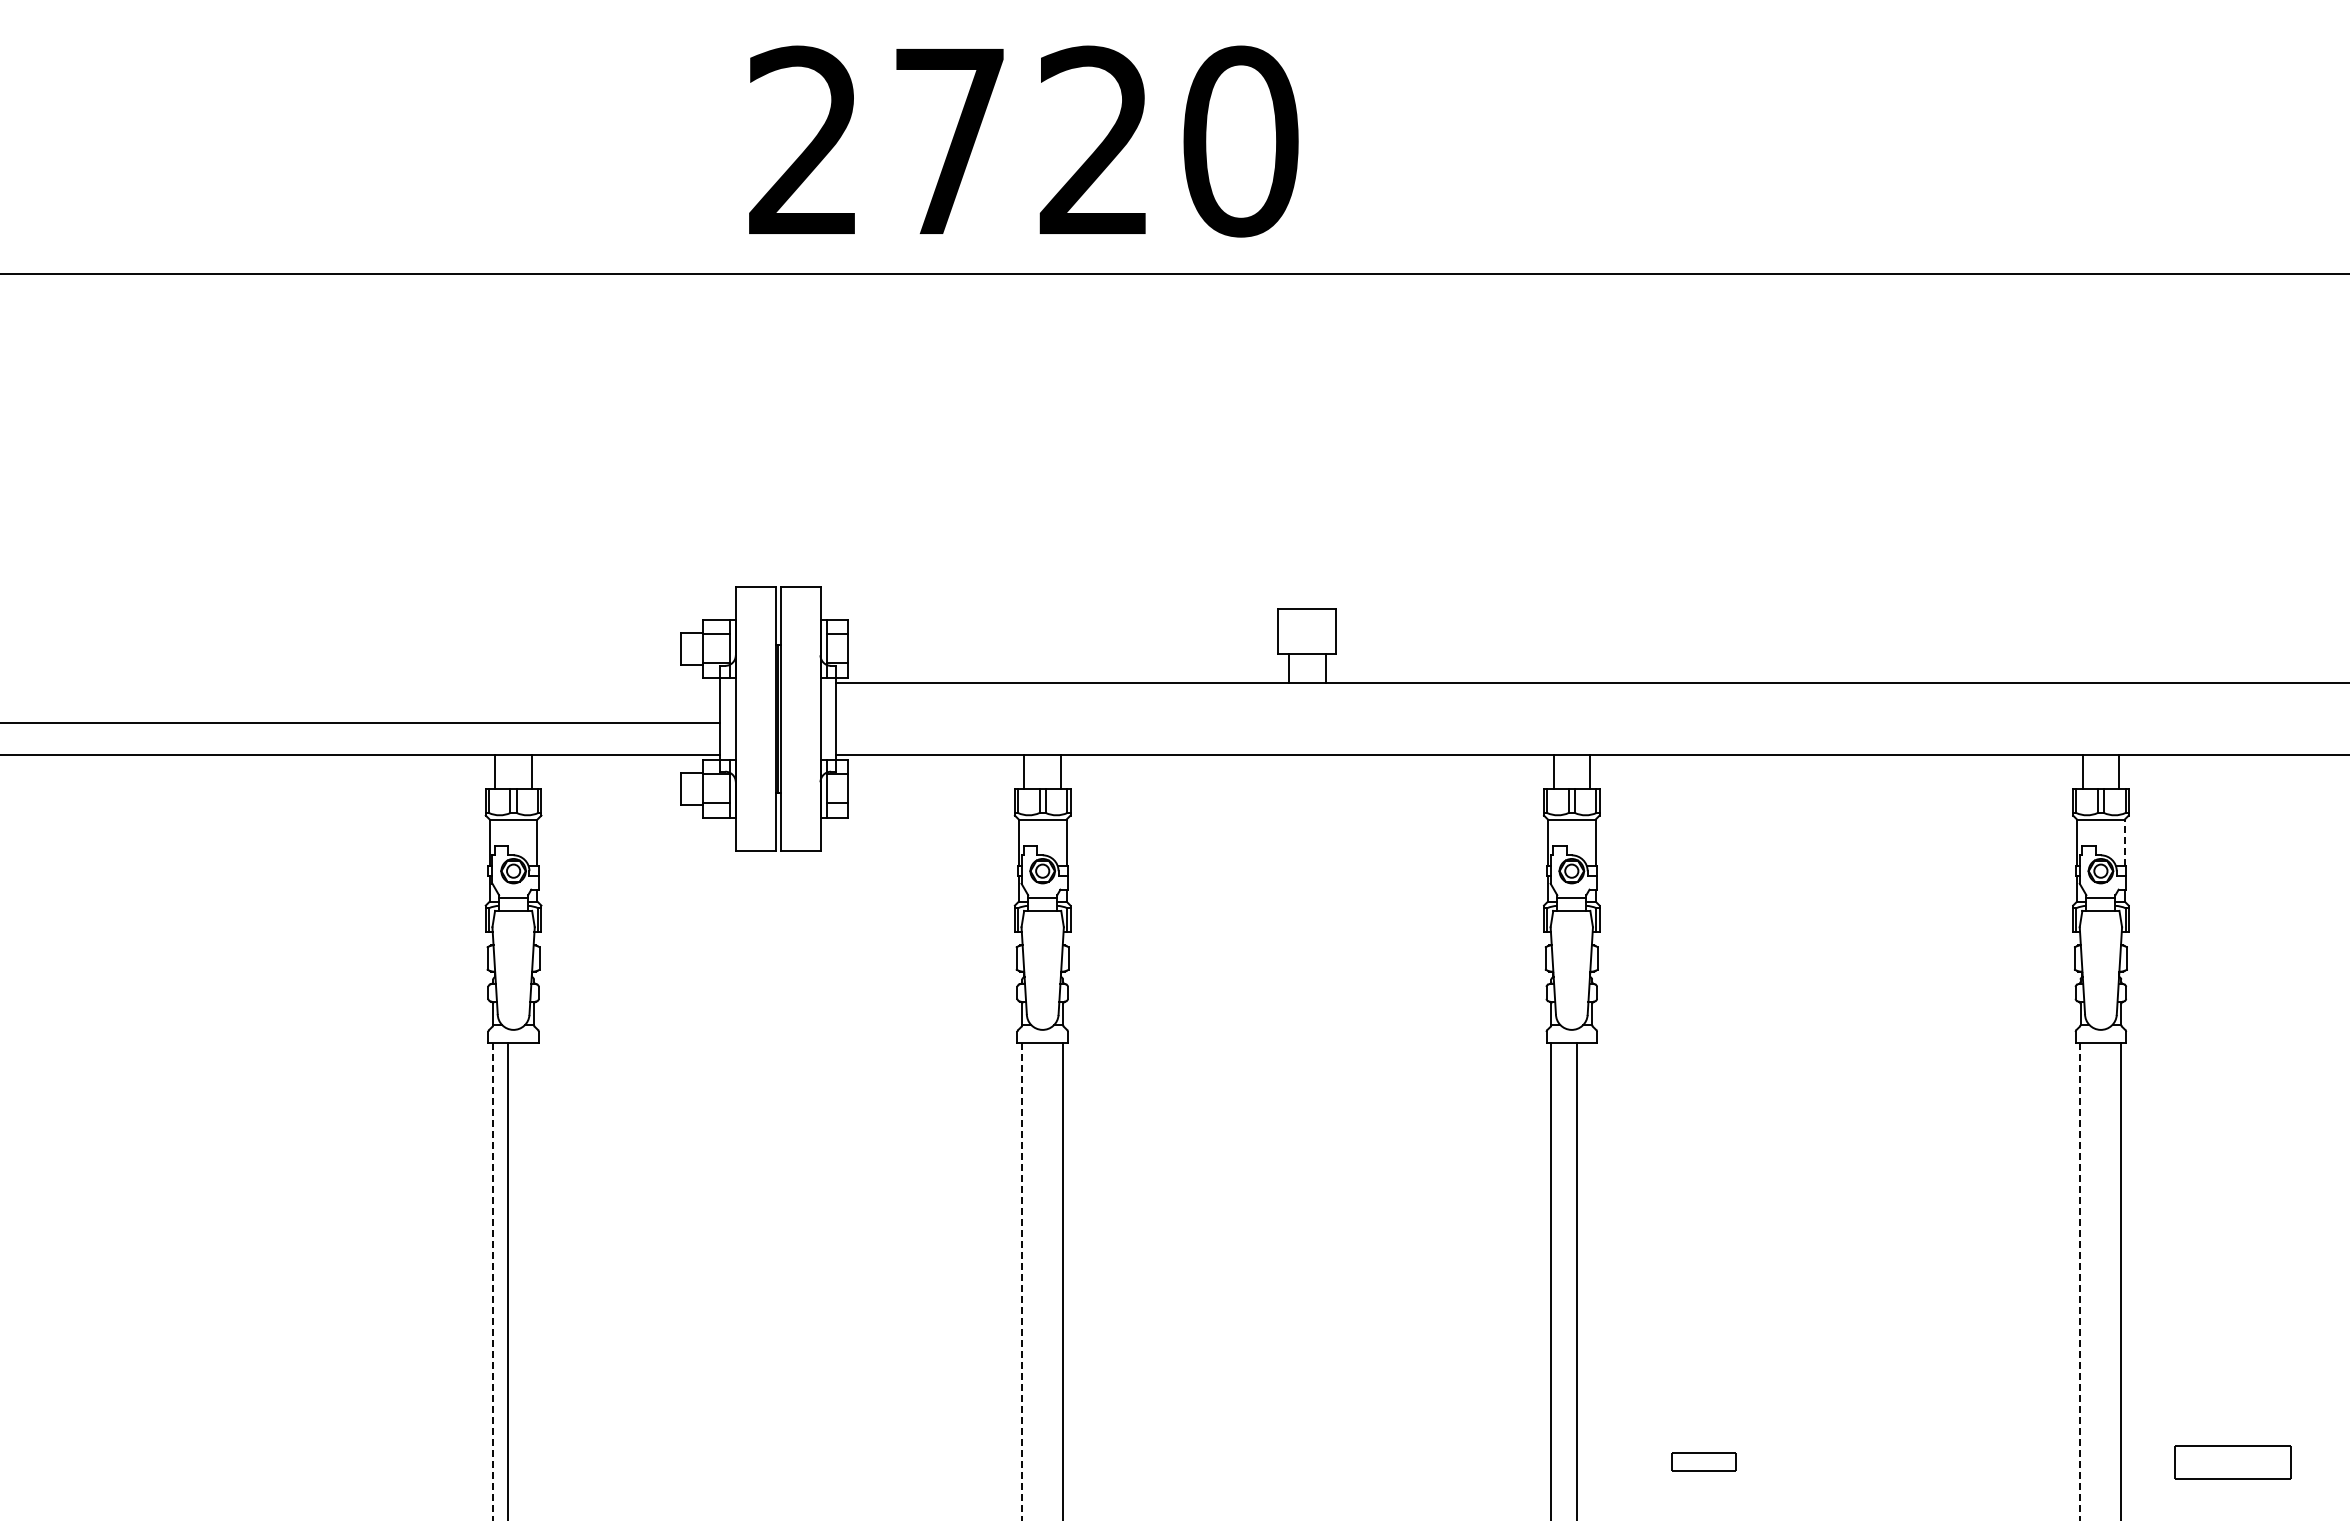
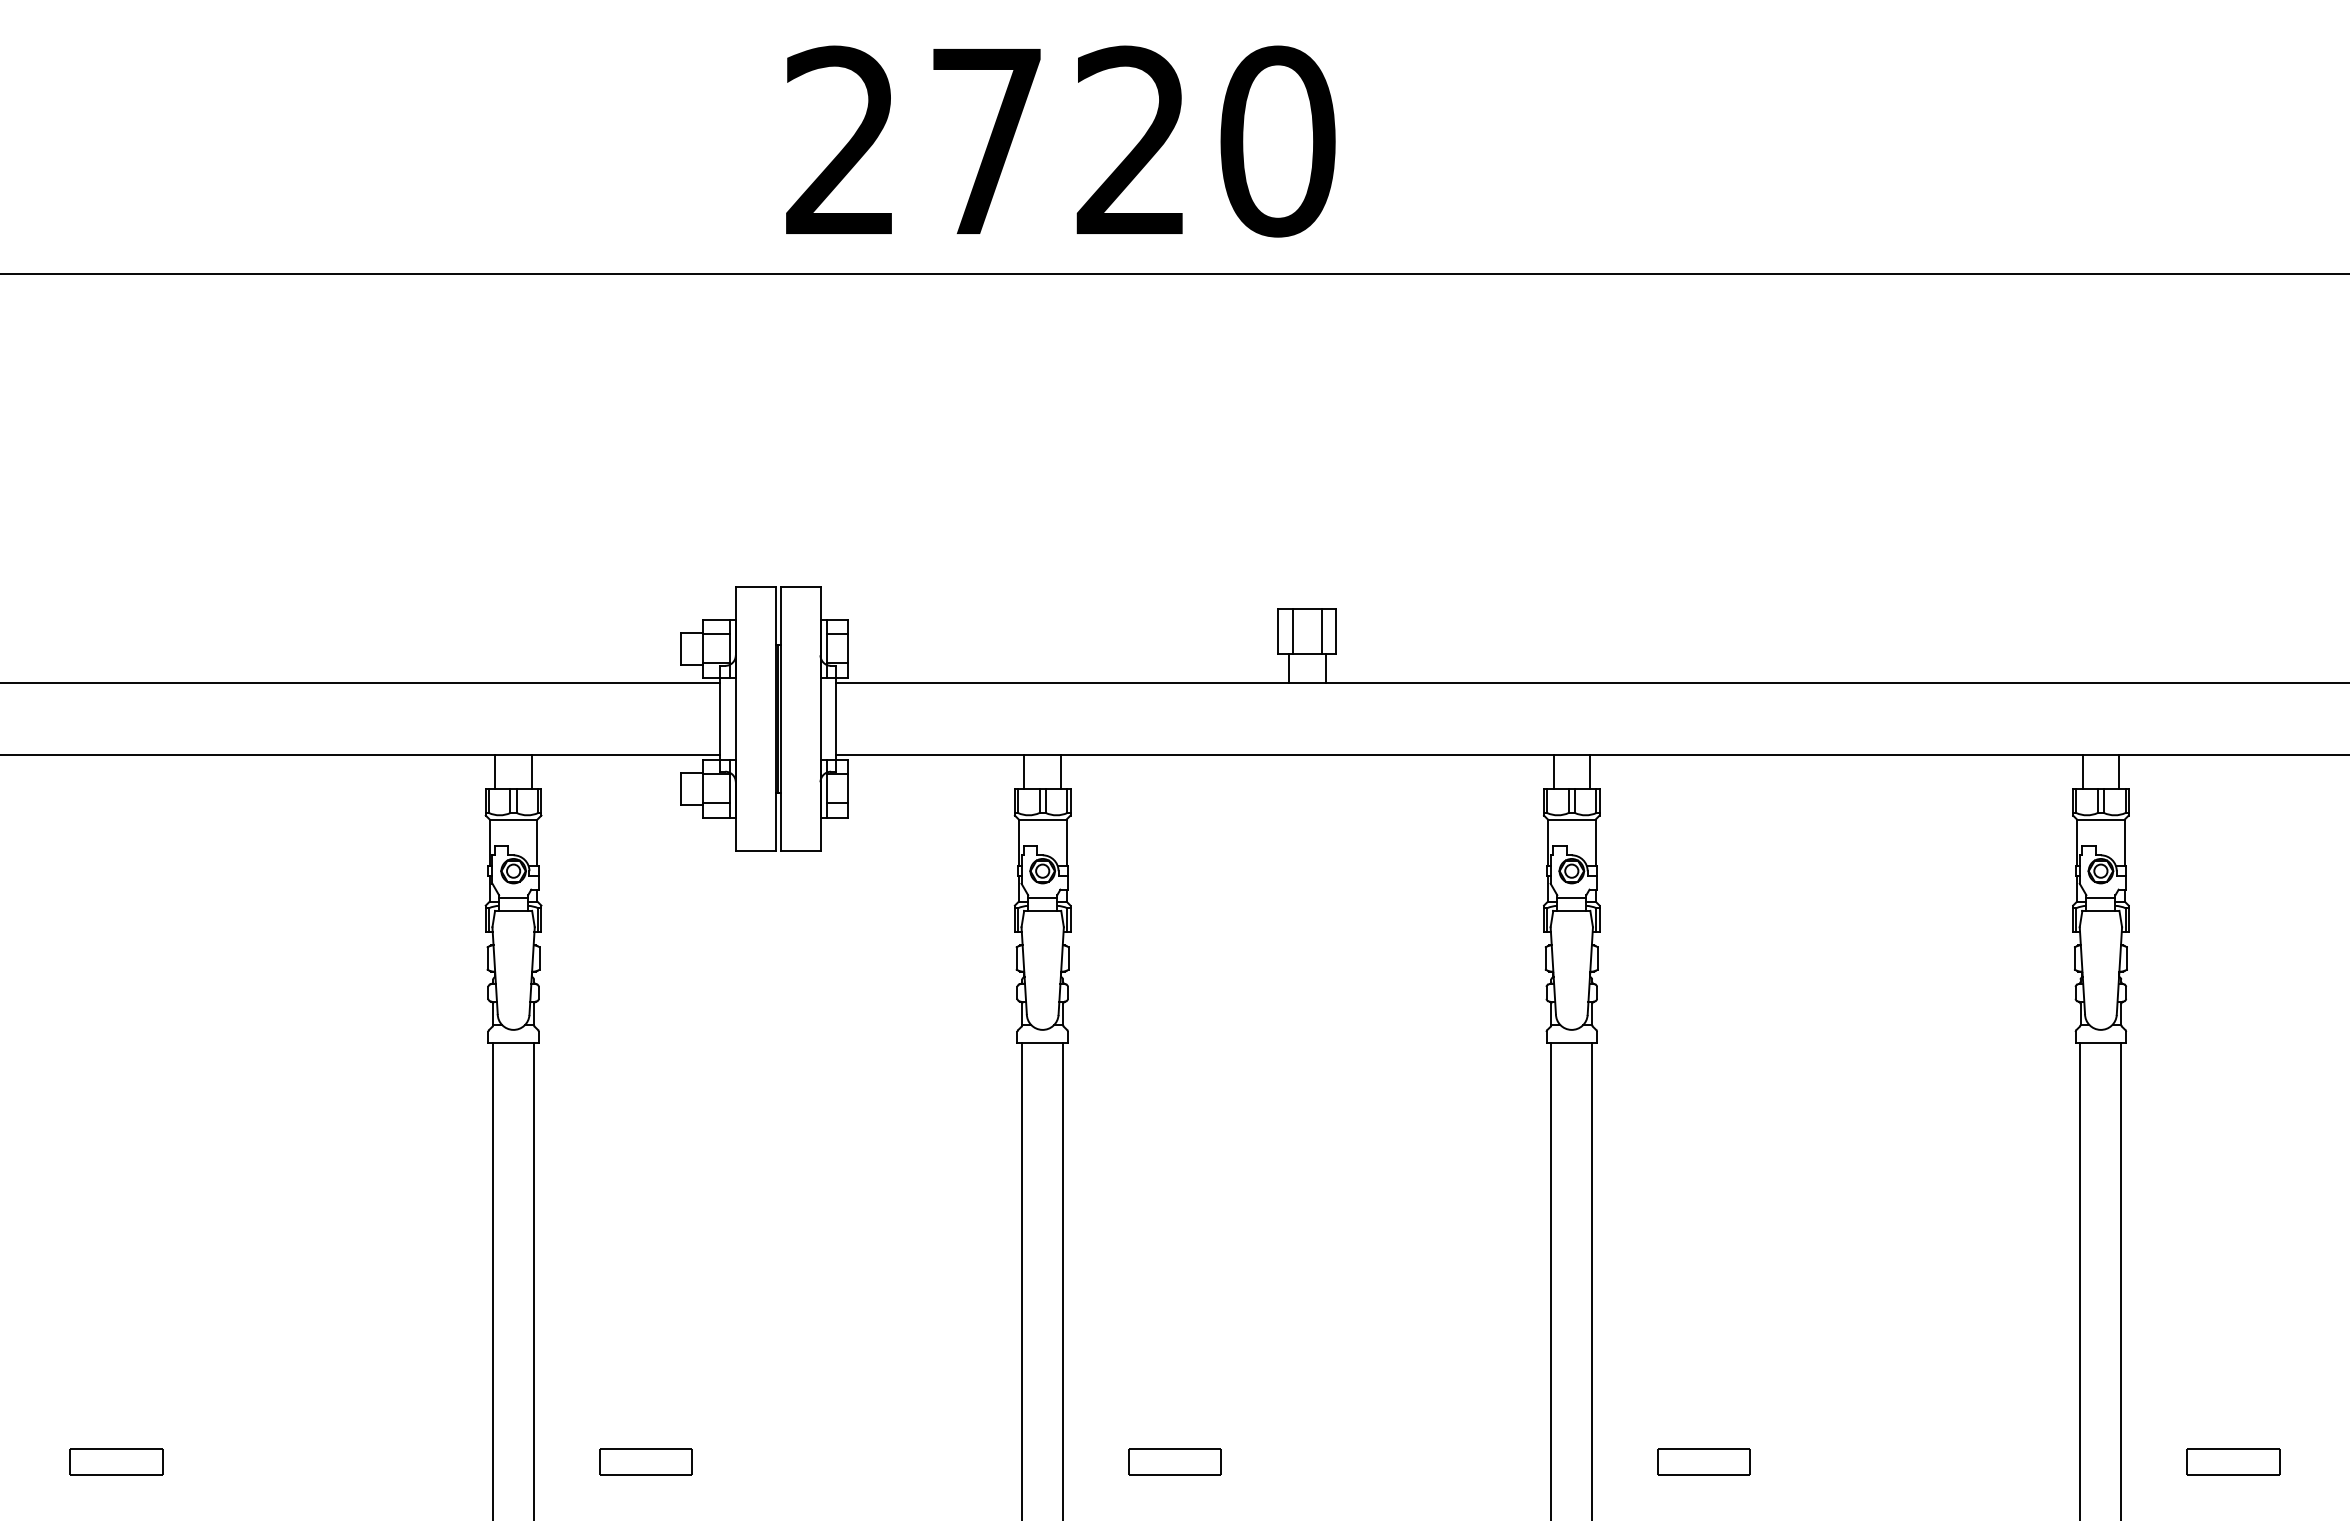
text position: (1023, 141) -> (1060, 141) (1060, 141)
line: none -> present (1292, 630)
line: none -> present (1321, 630)
line position: (360, 722) -> (360, 682) (360, 682)
line: dashed -> solid (2124, 842)
line position: (508, 1280) -> (534, 1280) (534, 1280)
line position: (1577, 1280) -> (1592, 1280) (1592, 1280)
line: dashed -> solid (493, 1282)
line: dashed -> solid (1022, 1282)
line: dashed -> solid (2080, 1282)
part: none -> present (116, 1461)
part: none -> present (645, 1461)
part: none -> present (1174, 1461)
part size: 66x20 px -> 94x28 px (1703, 1461)
part size: 118x35 px -> 95x28 px (2233, 1461)
